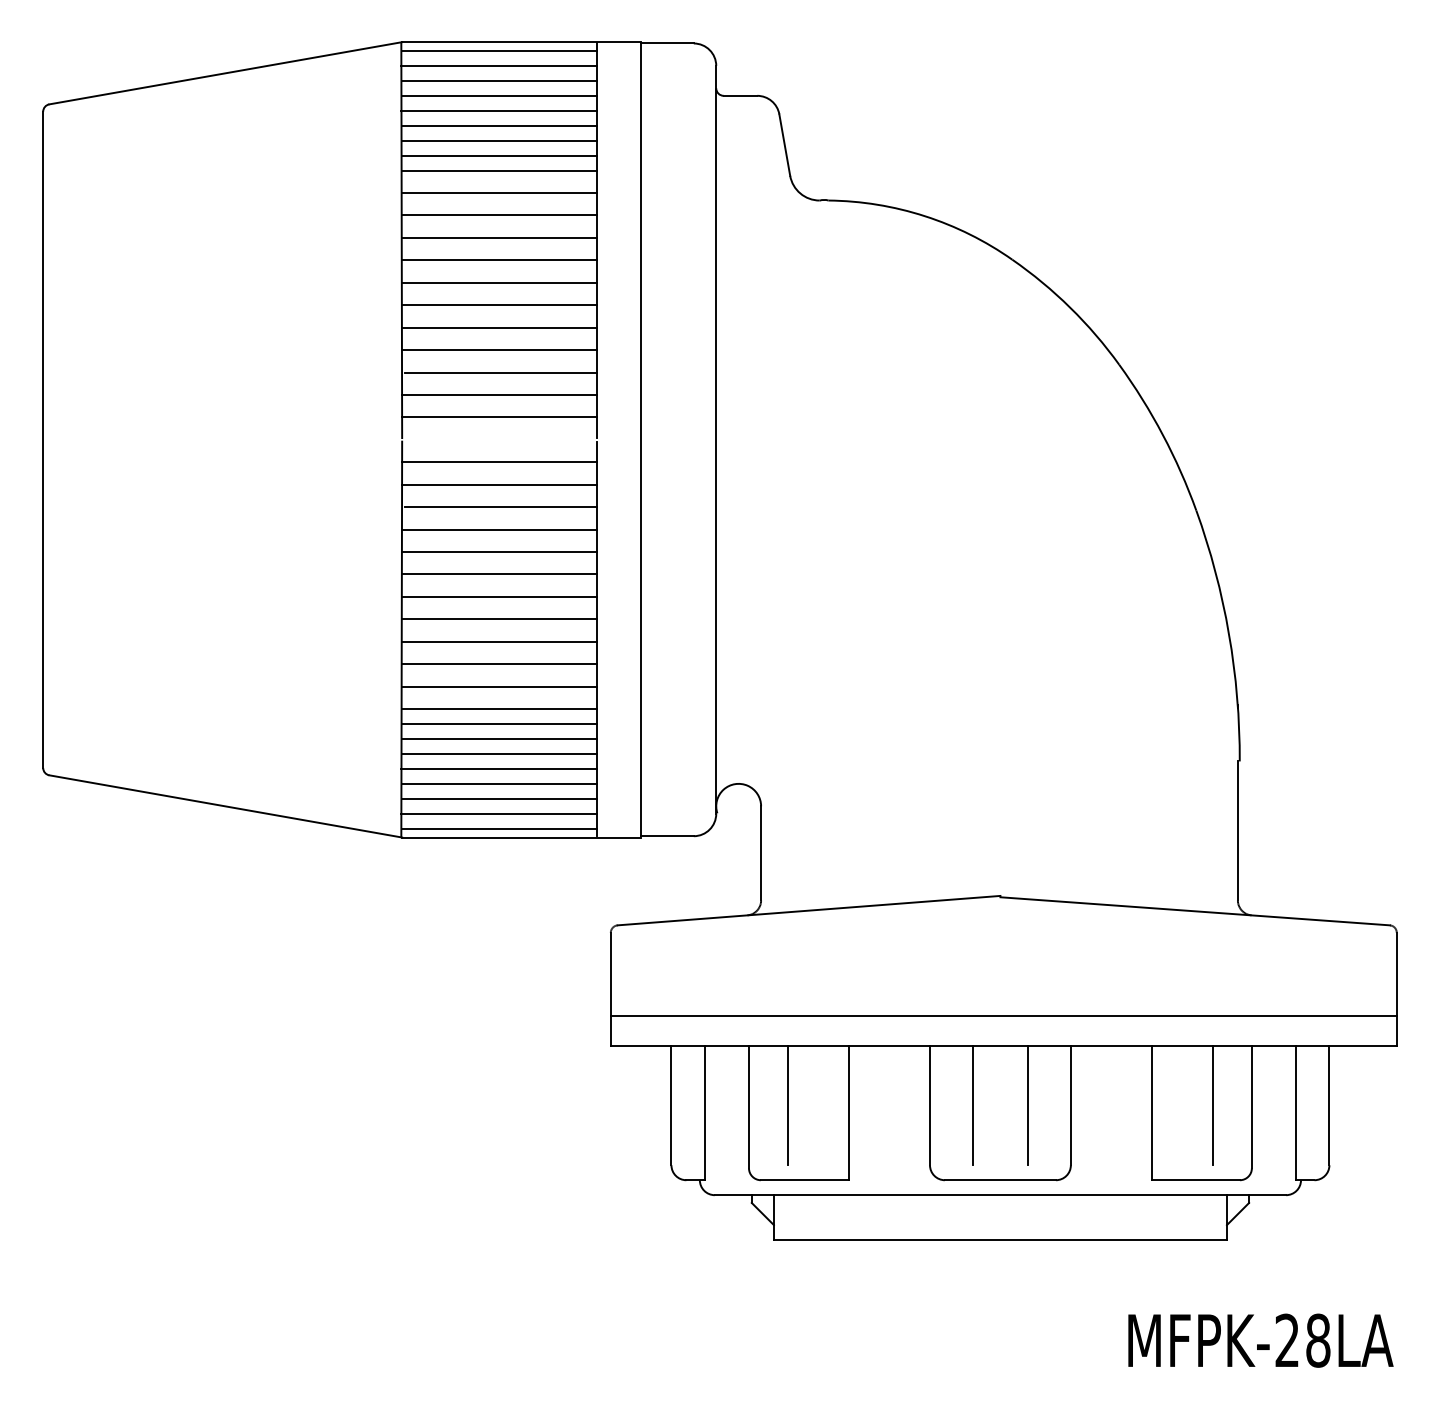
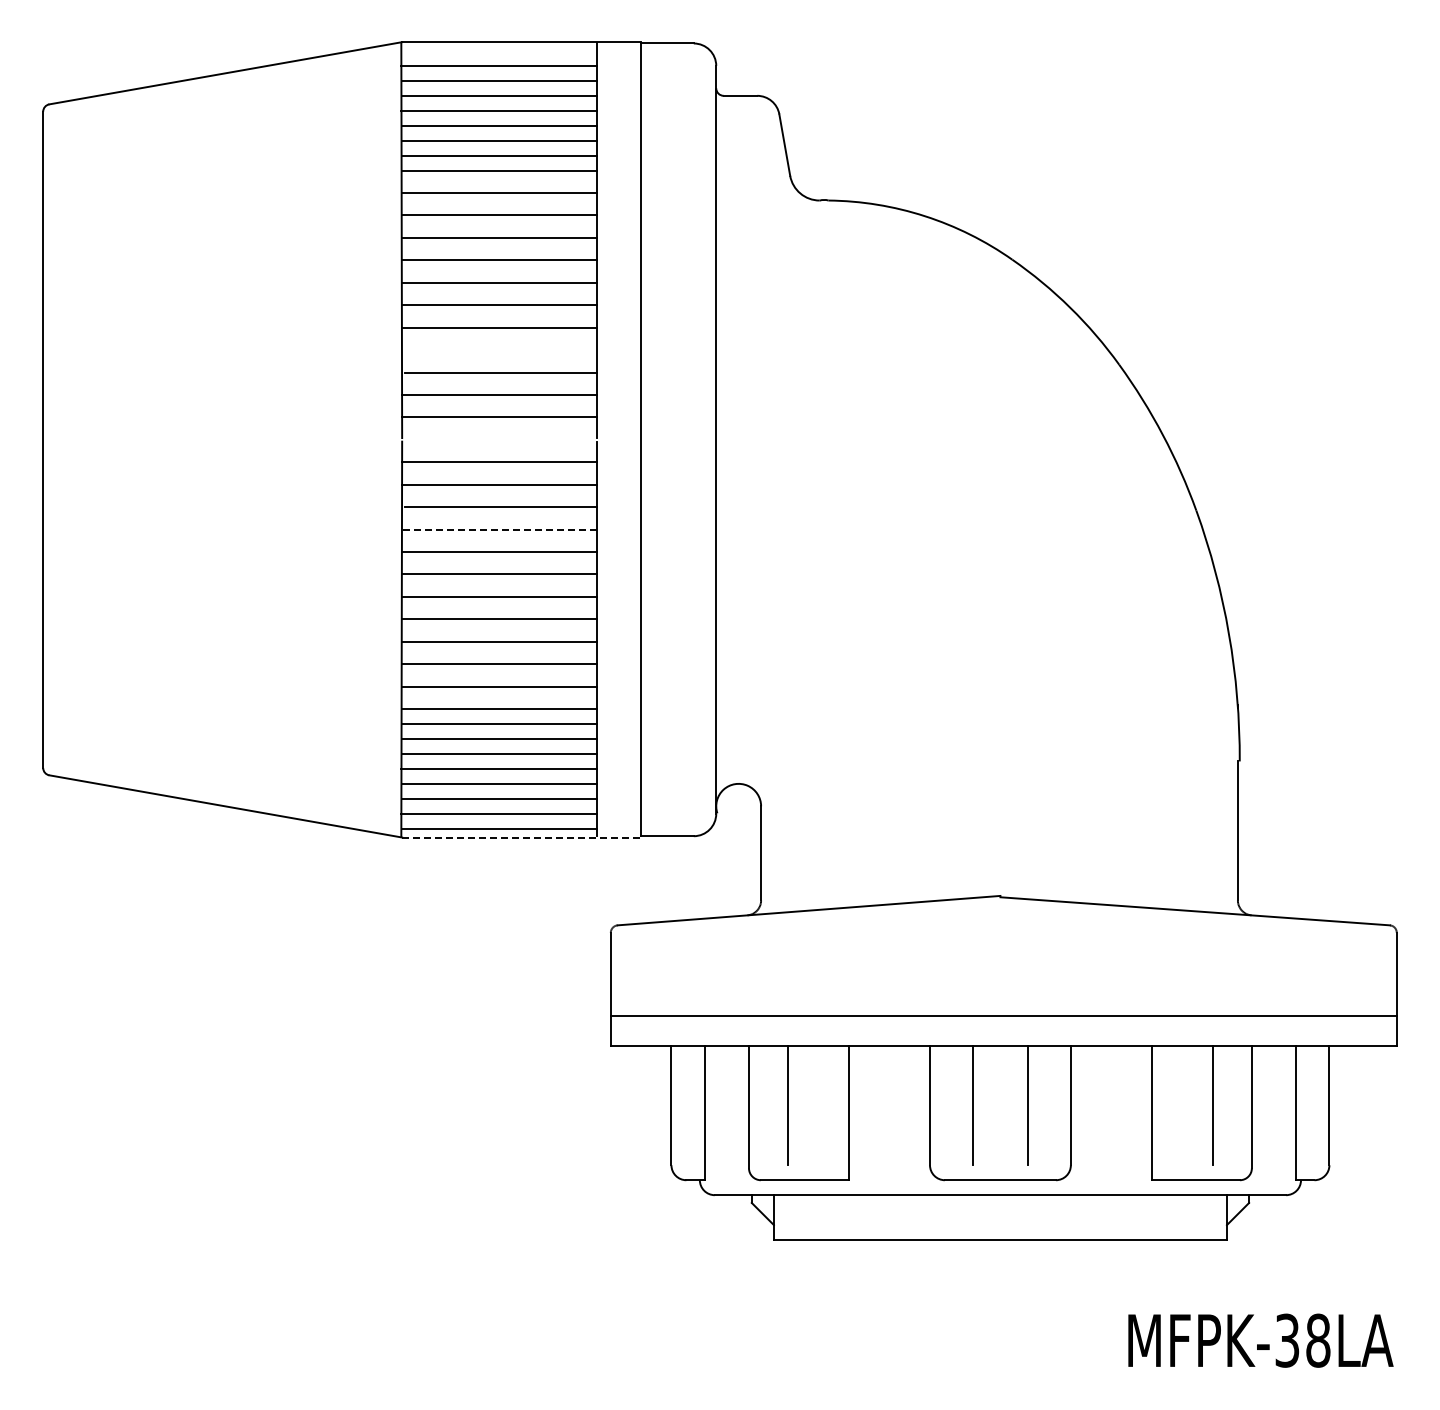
line: present -> none (499, 50)
line: present -> none (499, 350)
line: solid -> dashed (498, 529)
line: solid -> dashed (521, 837)
text: MFPK-28LA -> MFPK-38LA (1287, 1340)
